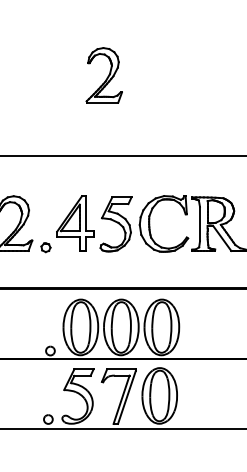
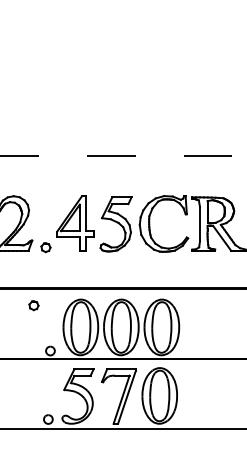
part: present -> none (103, 75)
line: solid -> dashed (123, 155)
part: none -> present (33, 305)
